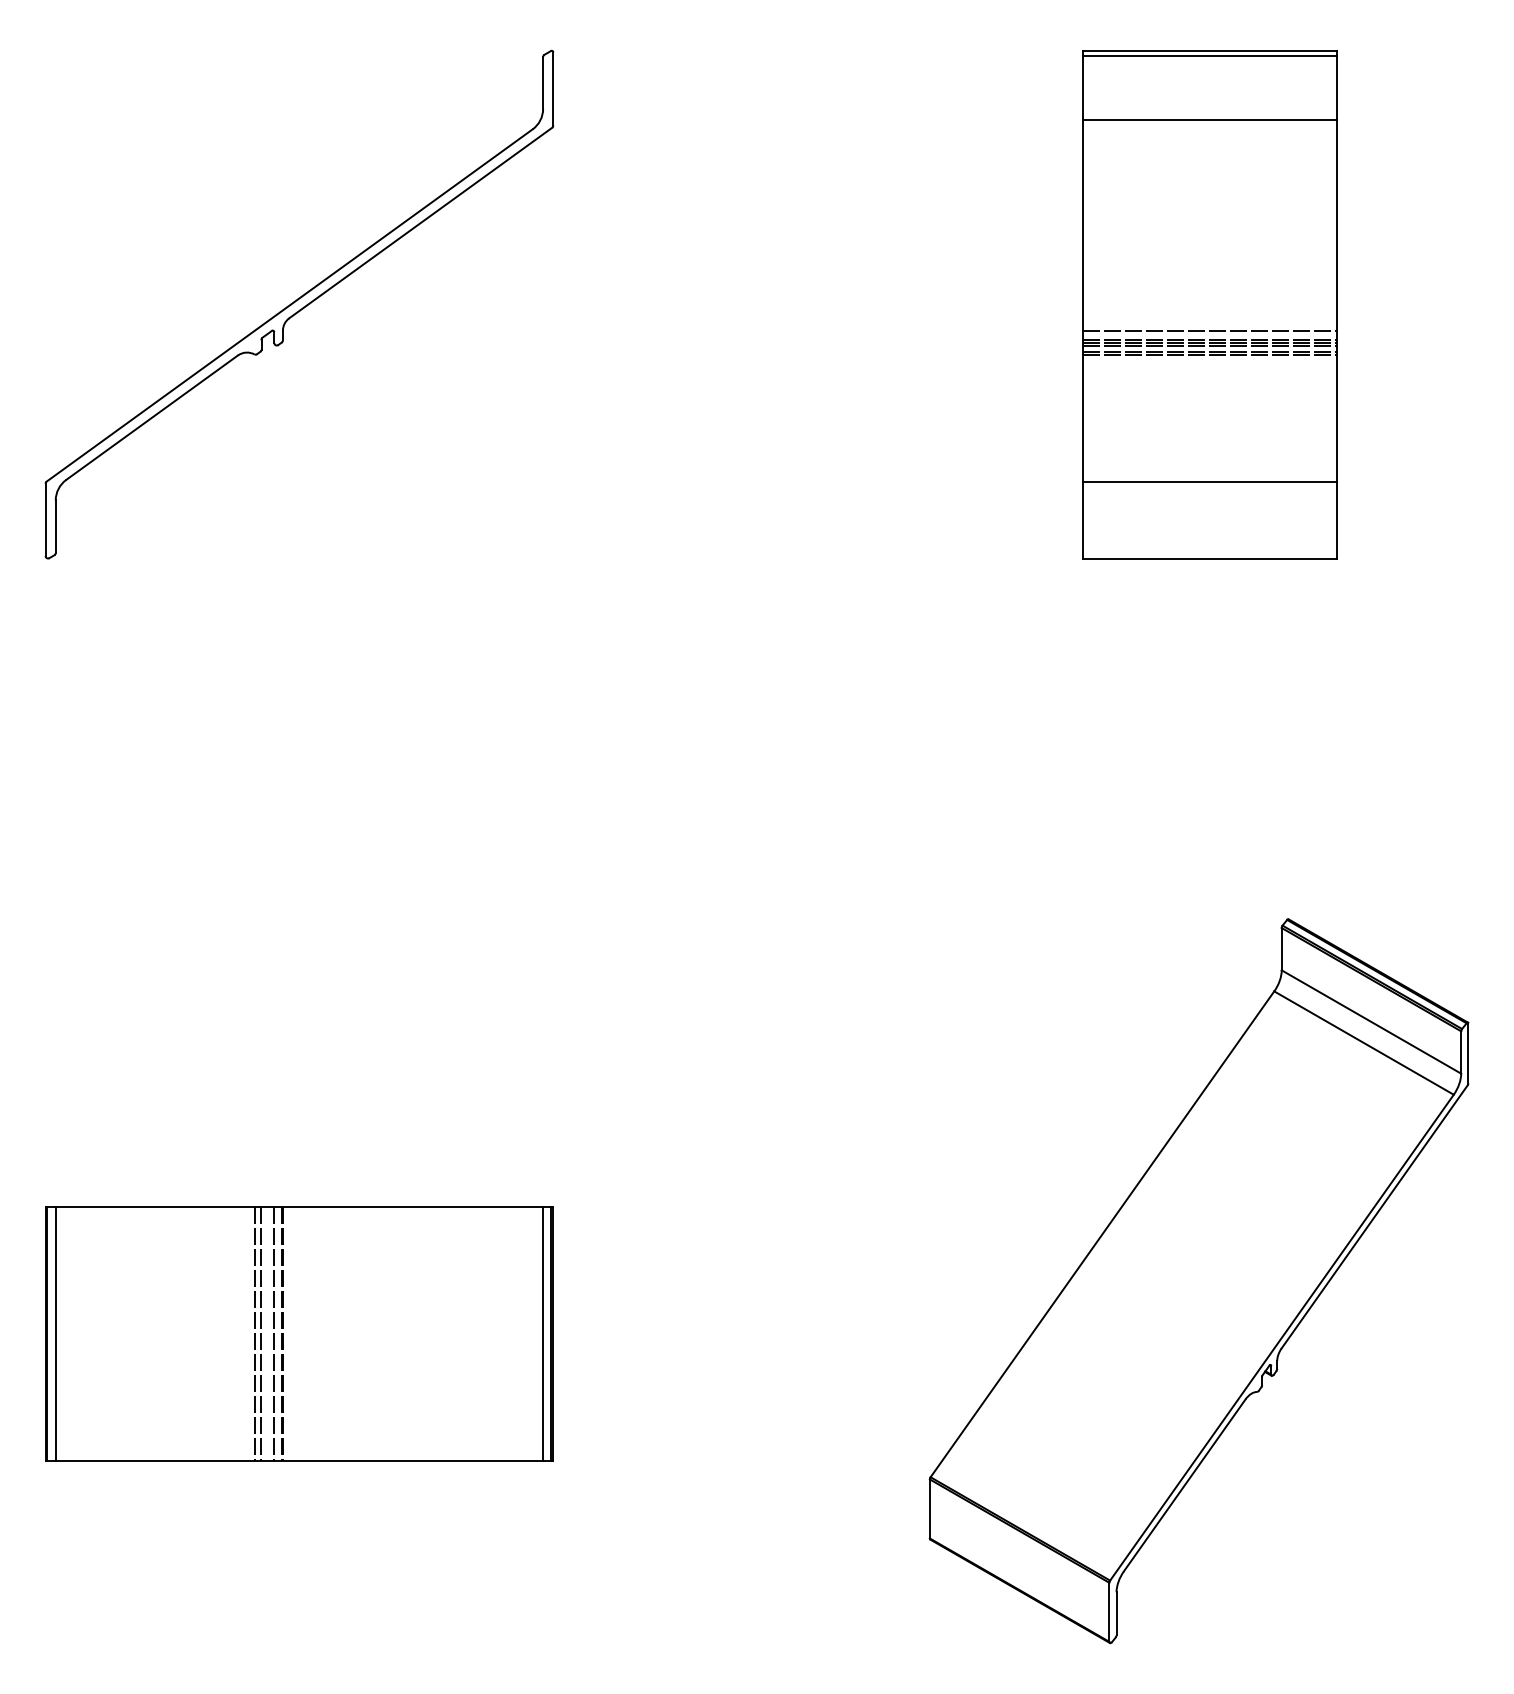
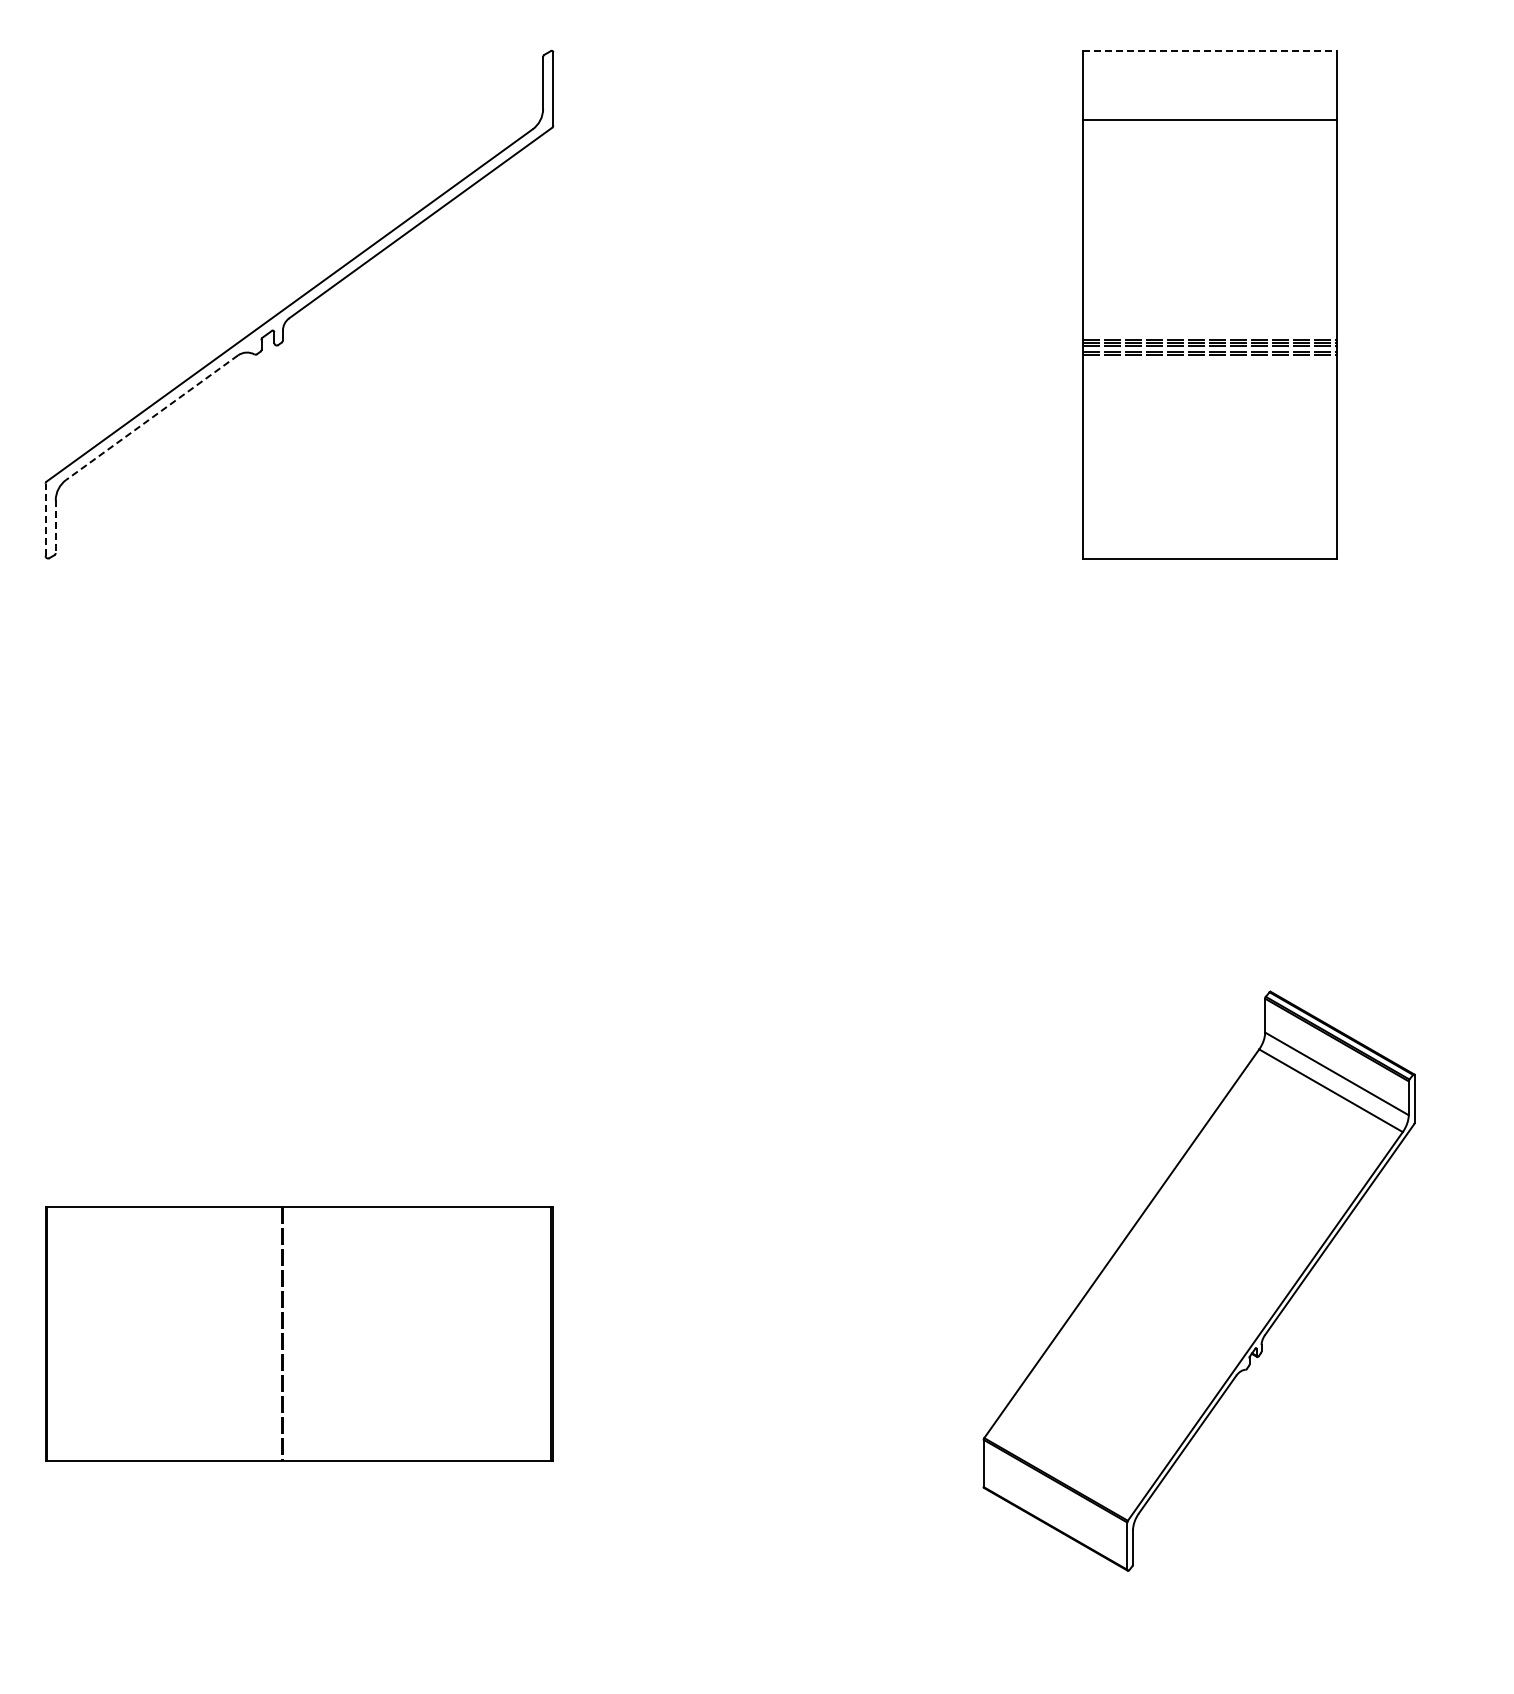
line: solid -> dashed (1210, 50)
line: present -> none (1209, 55)
line: present -> none (1209, 330)
line: solid -> dashed (151, 417)
line: present -> none (1209, 481)
line: solid -> dashed (45, 519)
line: solid -> dashed (55, 527)
part size: 542x727 px -> 434x582 px (1198, 1280)
line: present -> none (55, 1334)
line: present -> none (254, 1334)
line: present -> none (261, 1334)
line: present -> none (274, 1334)
line: present -> none (543, 1334)
